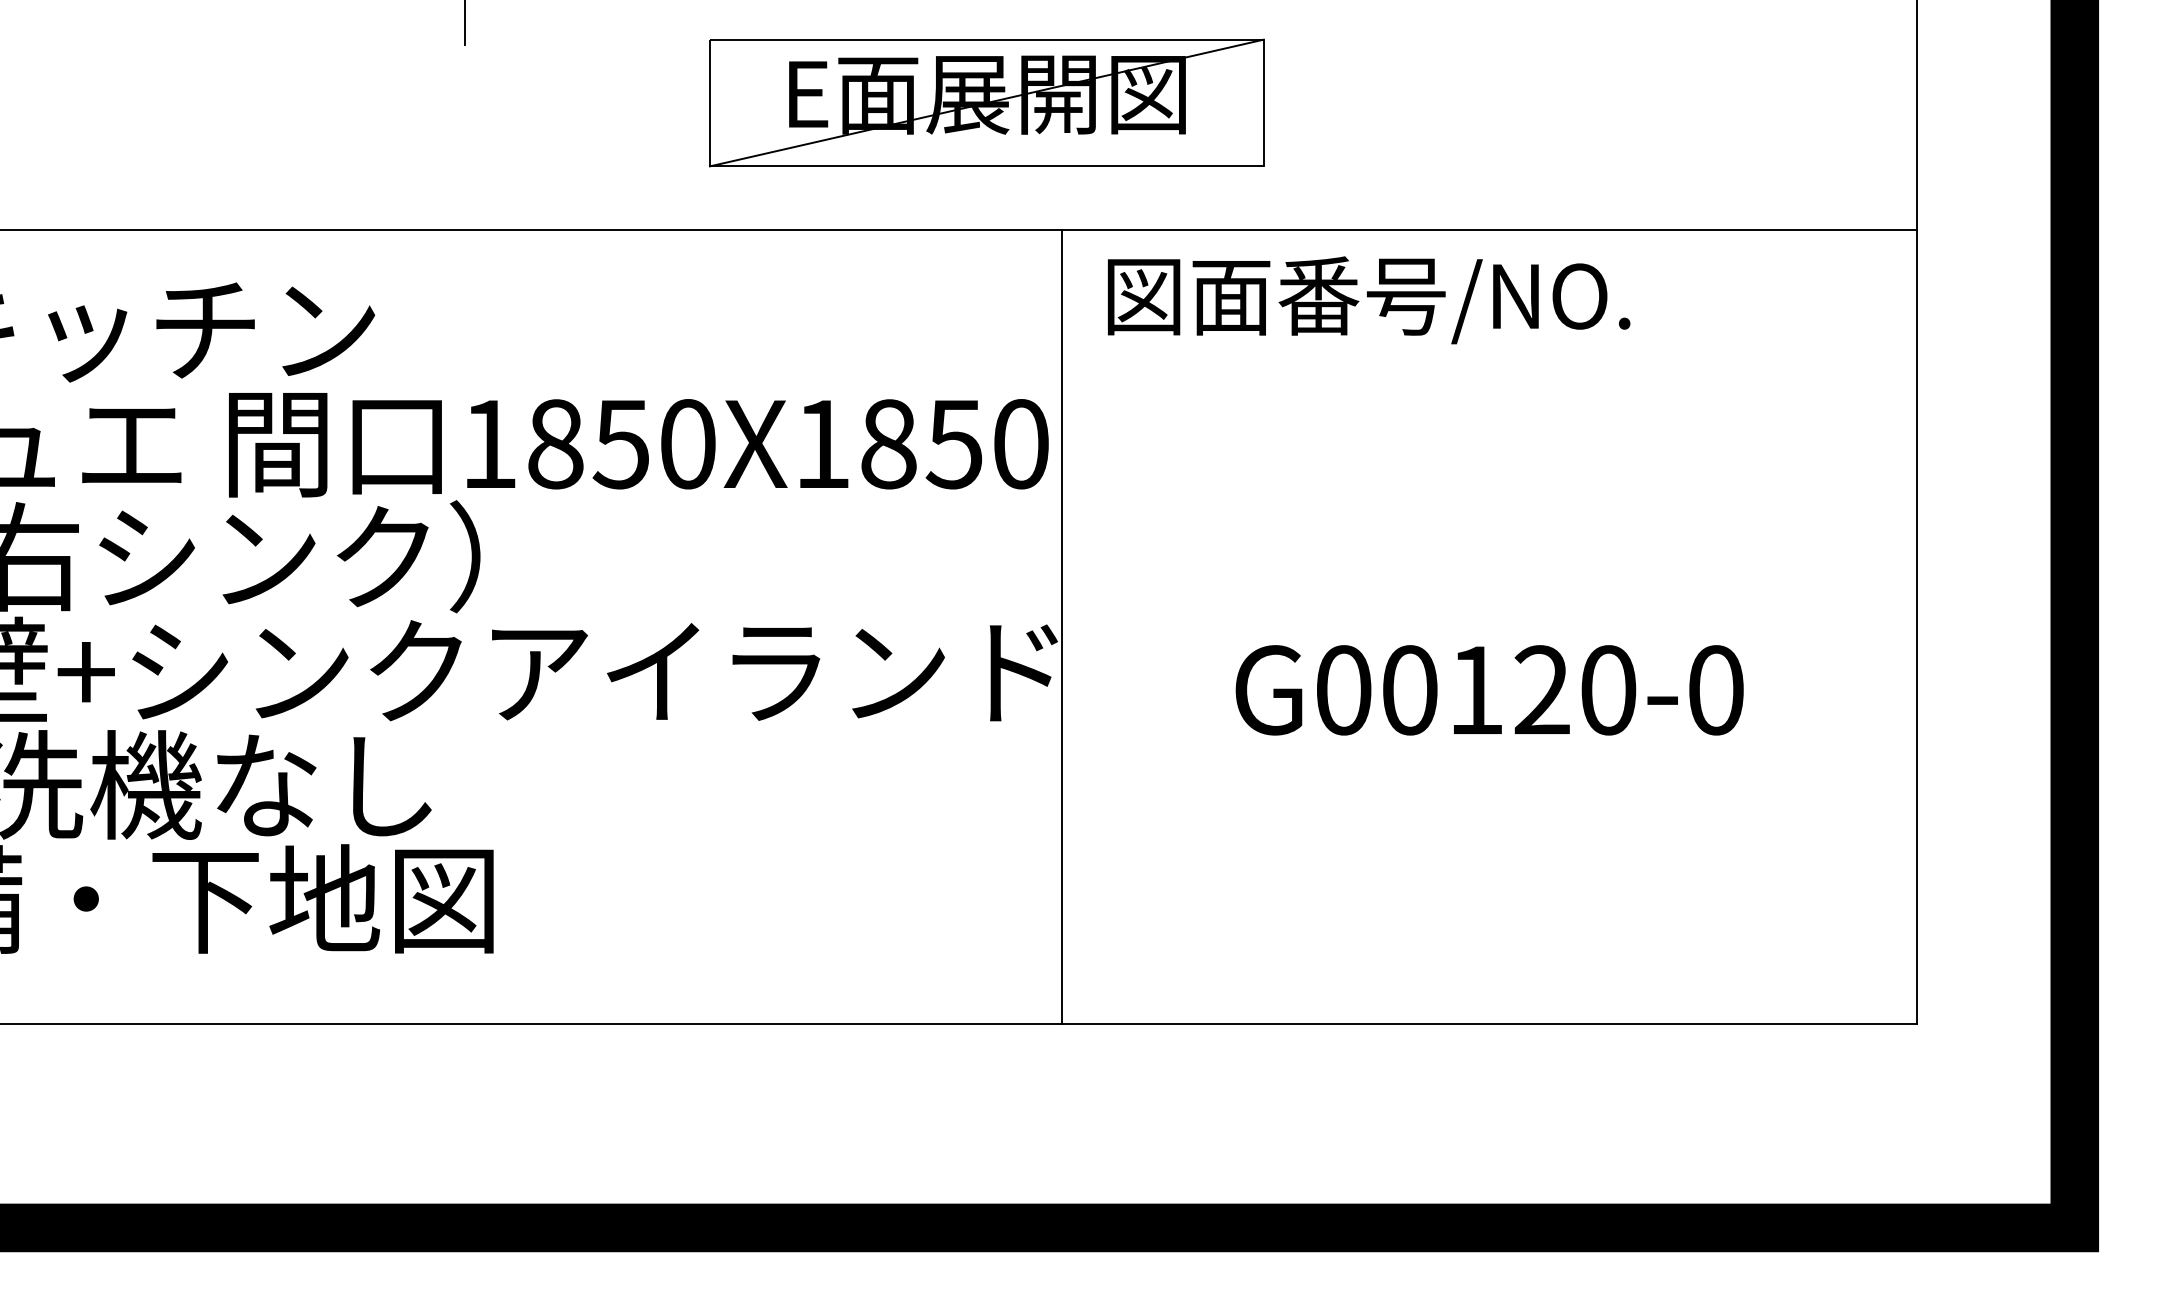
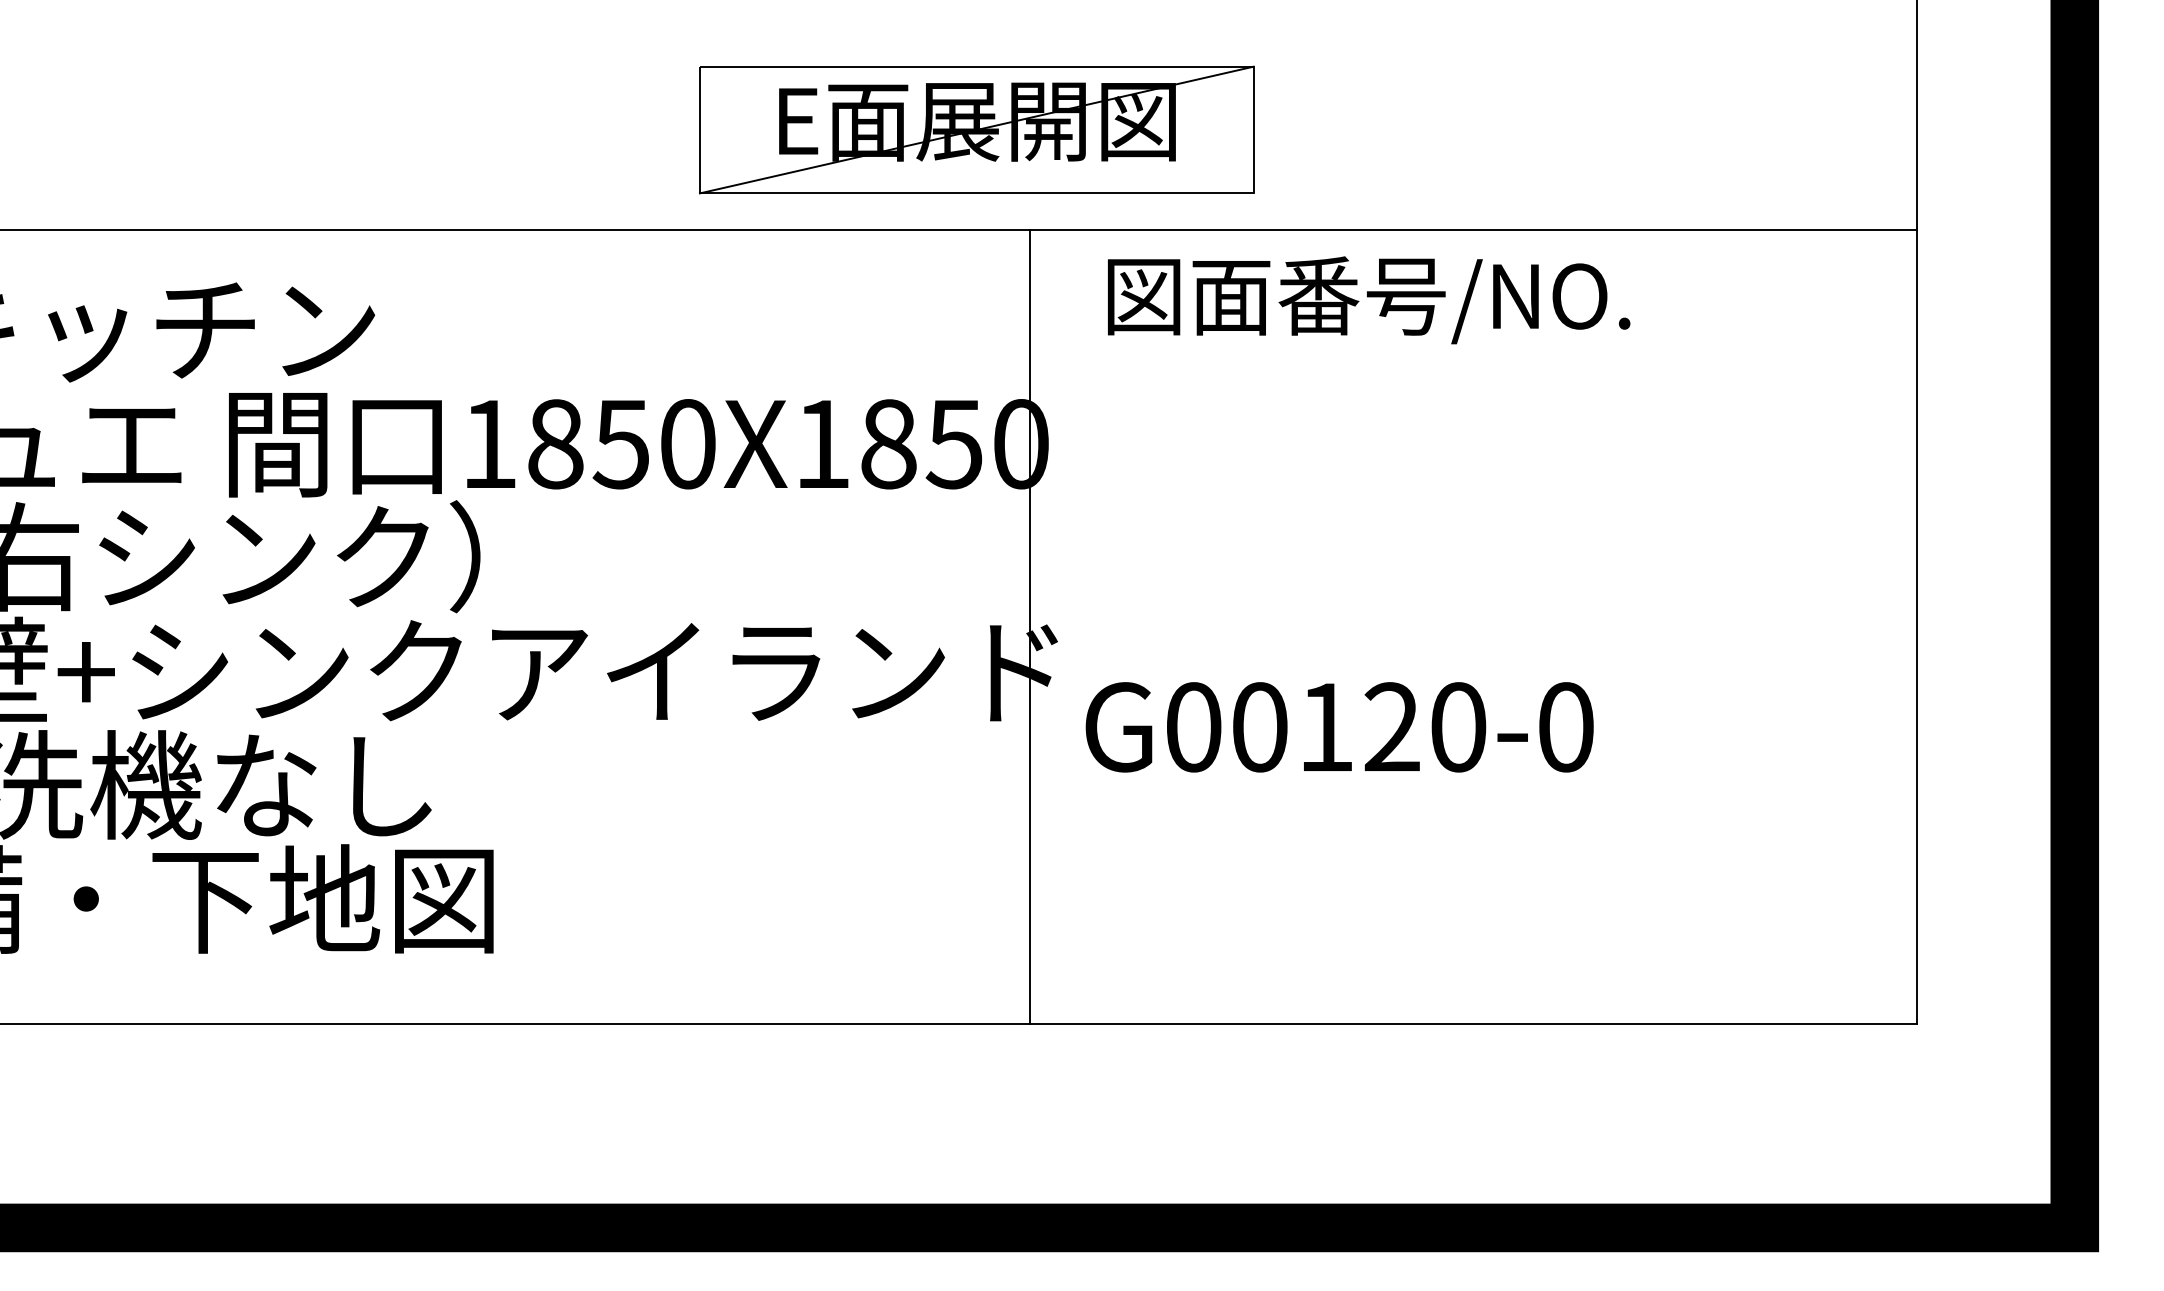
line: present -> none (464, 23)
part position: (986, 102) -> (976, 129) (976, 129)
line position: (1061, 626) -> (1029, 626) (1029, 626)
text position: (1489, 690) -> (1339, 727) (1339, 727)
